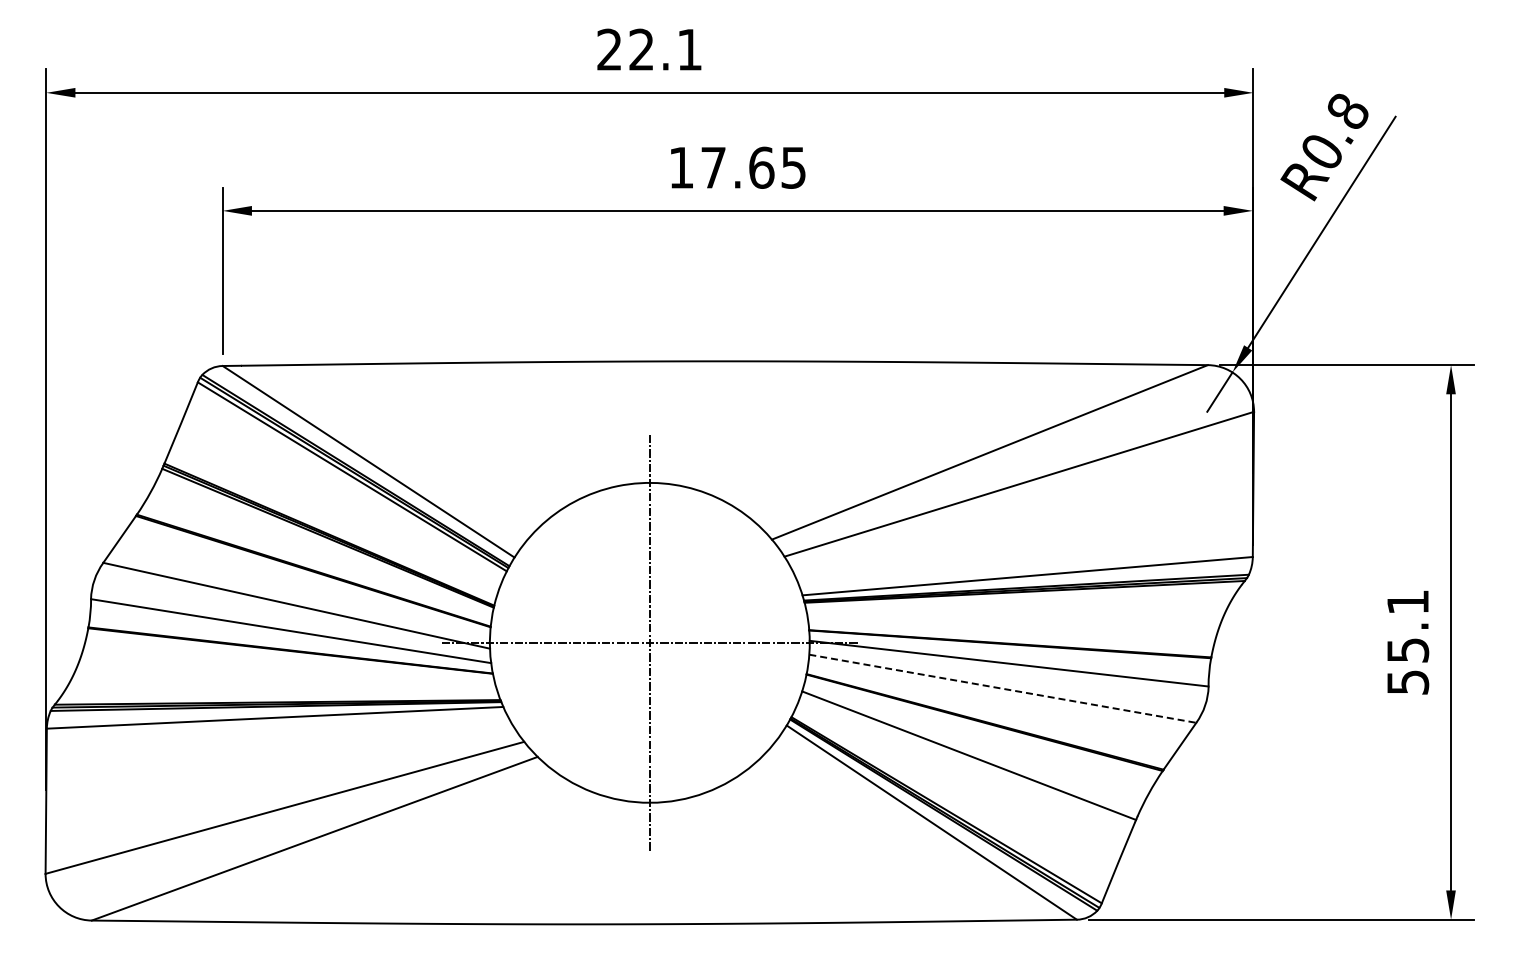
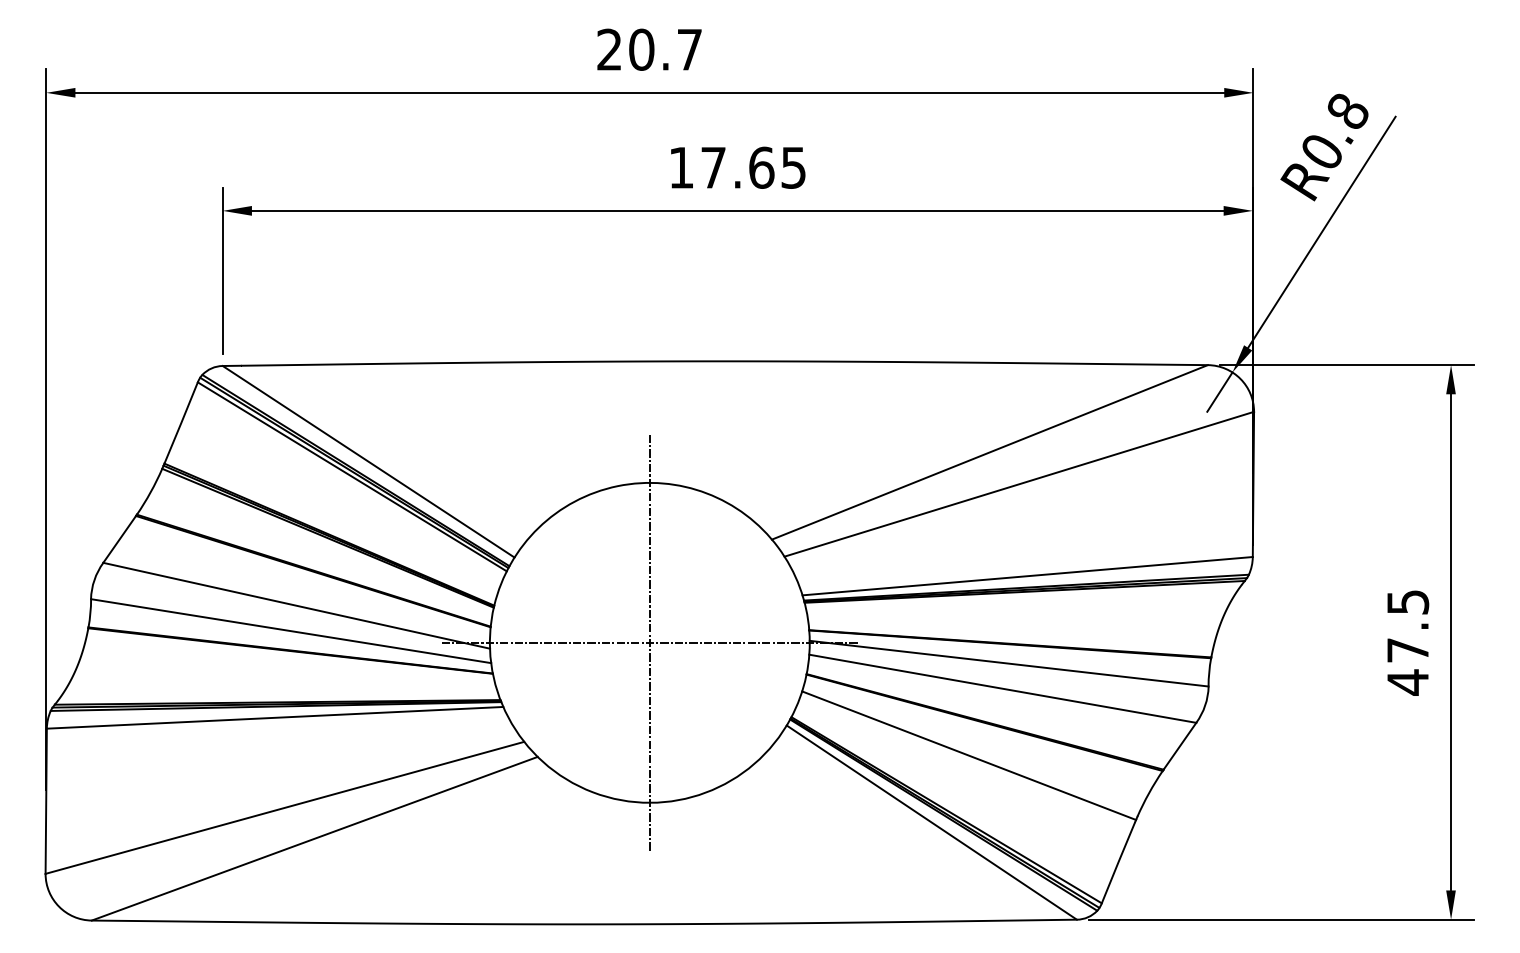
text: 22.1 -> 20.7 (665, 49)
text: 55.1 -> 47.5 (1408, 642)
line: dashed -> solid (1003, 688)
